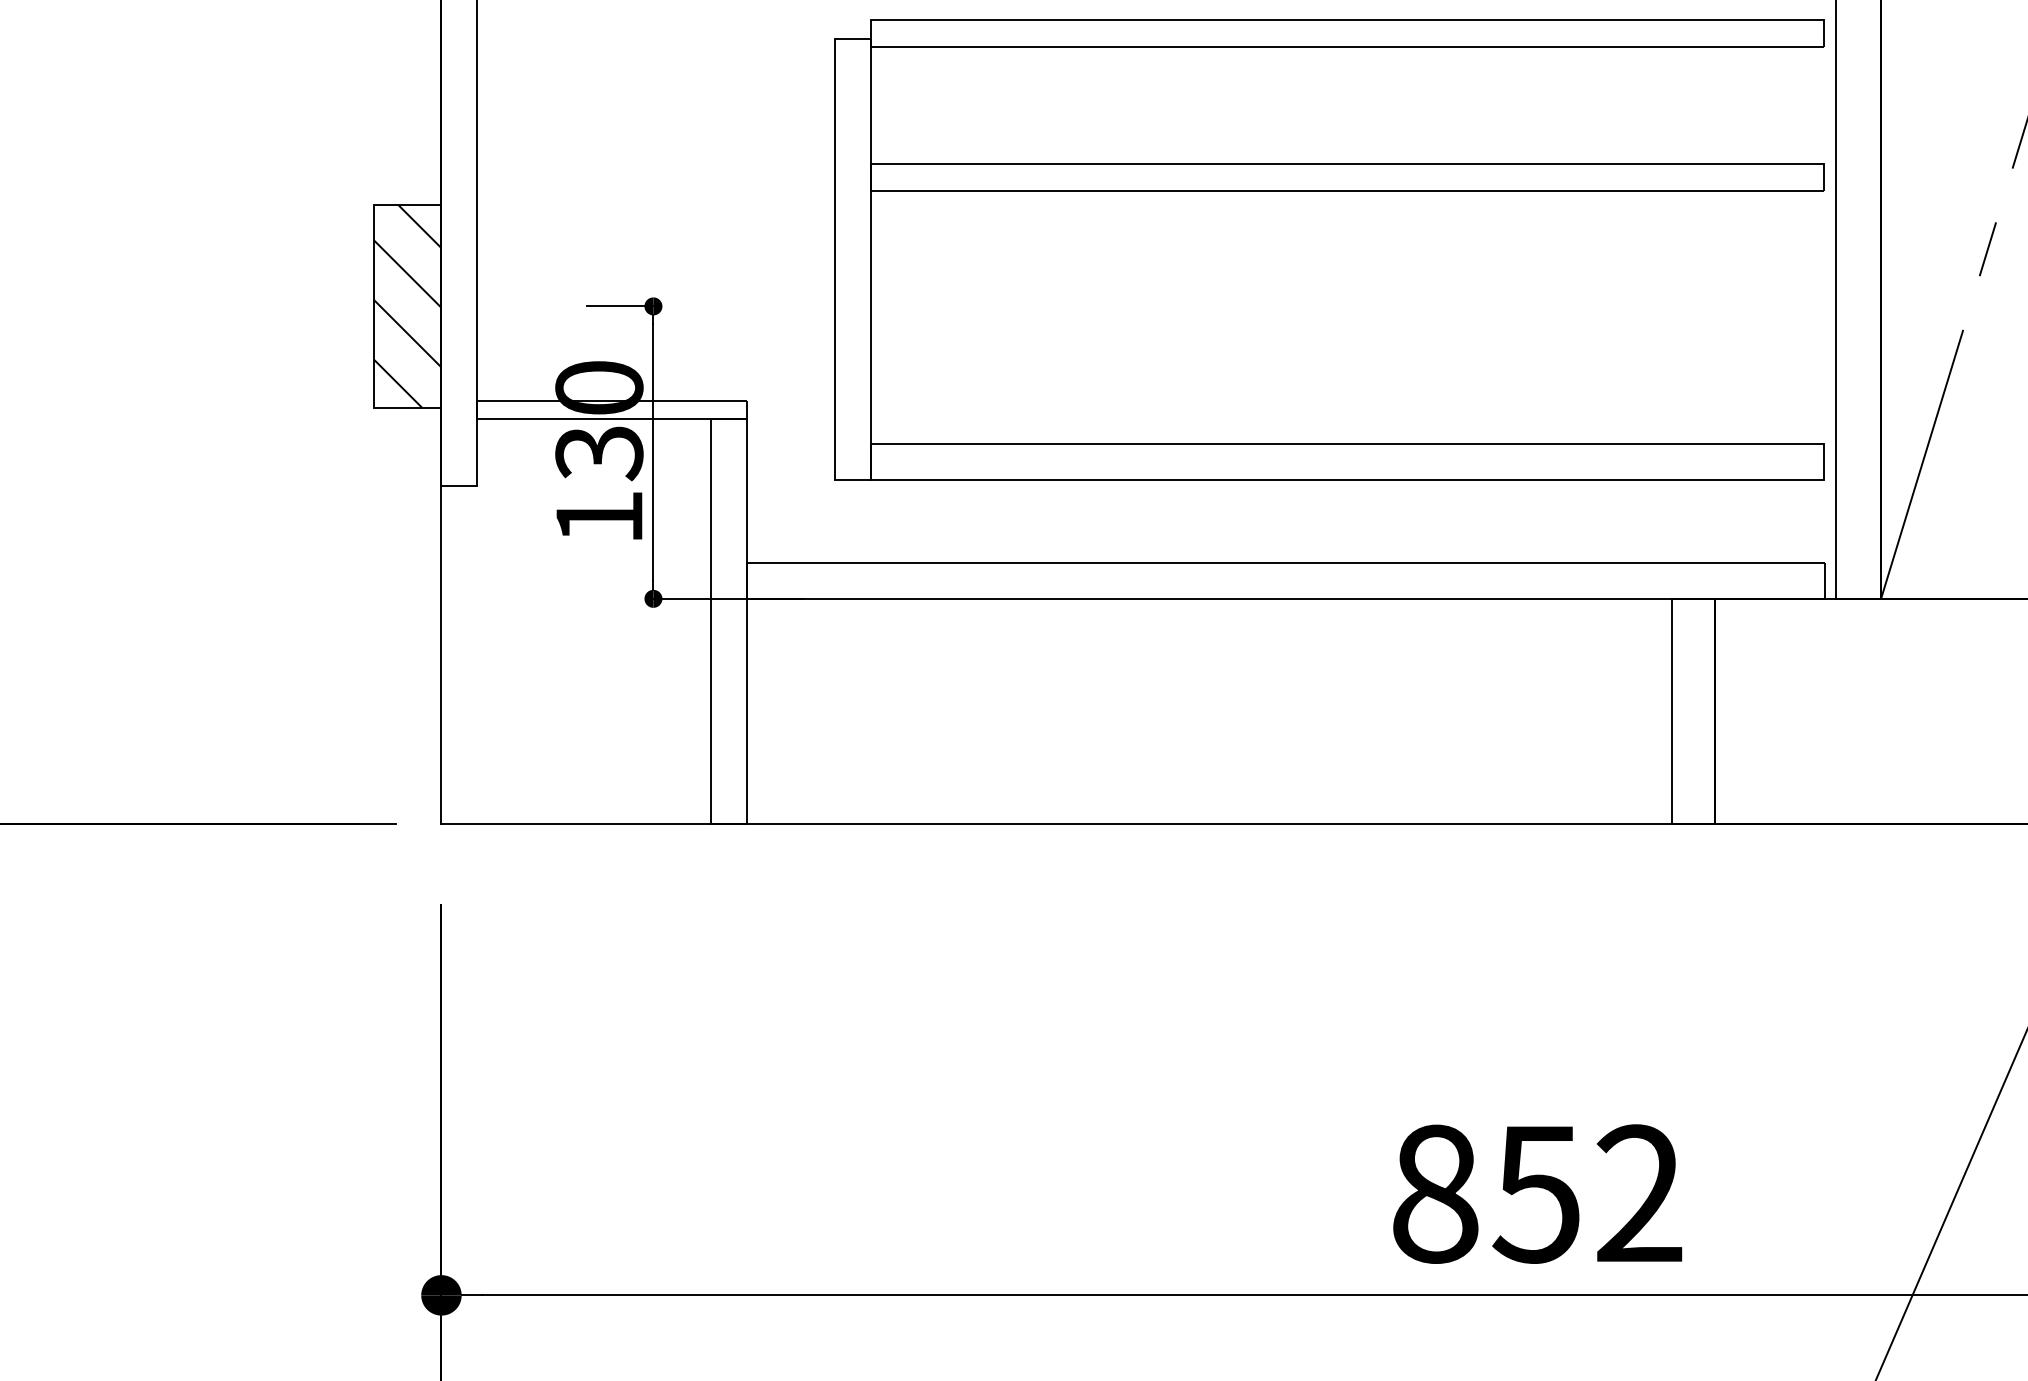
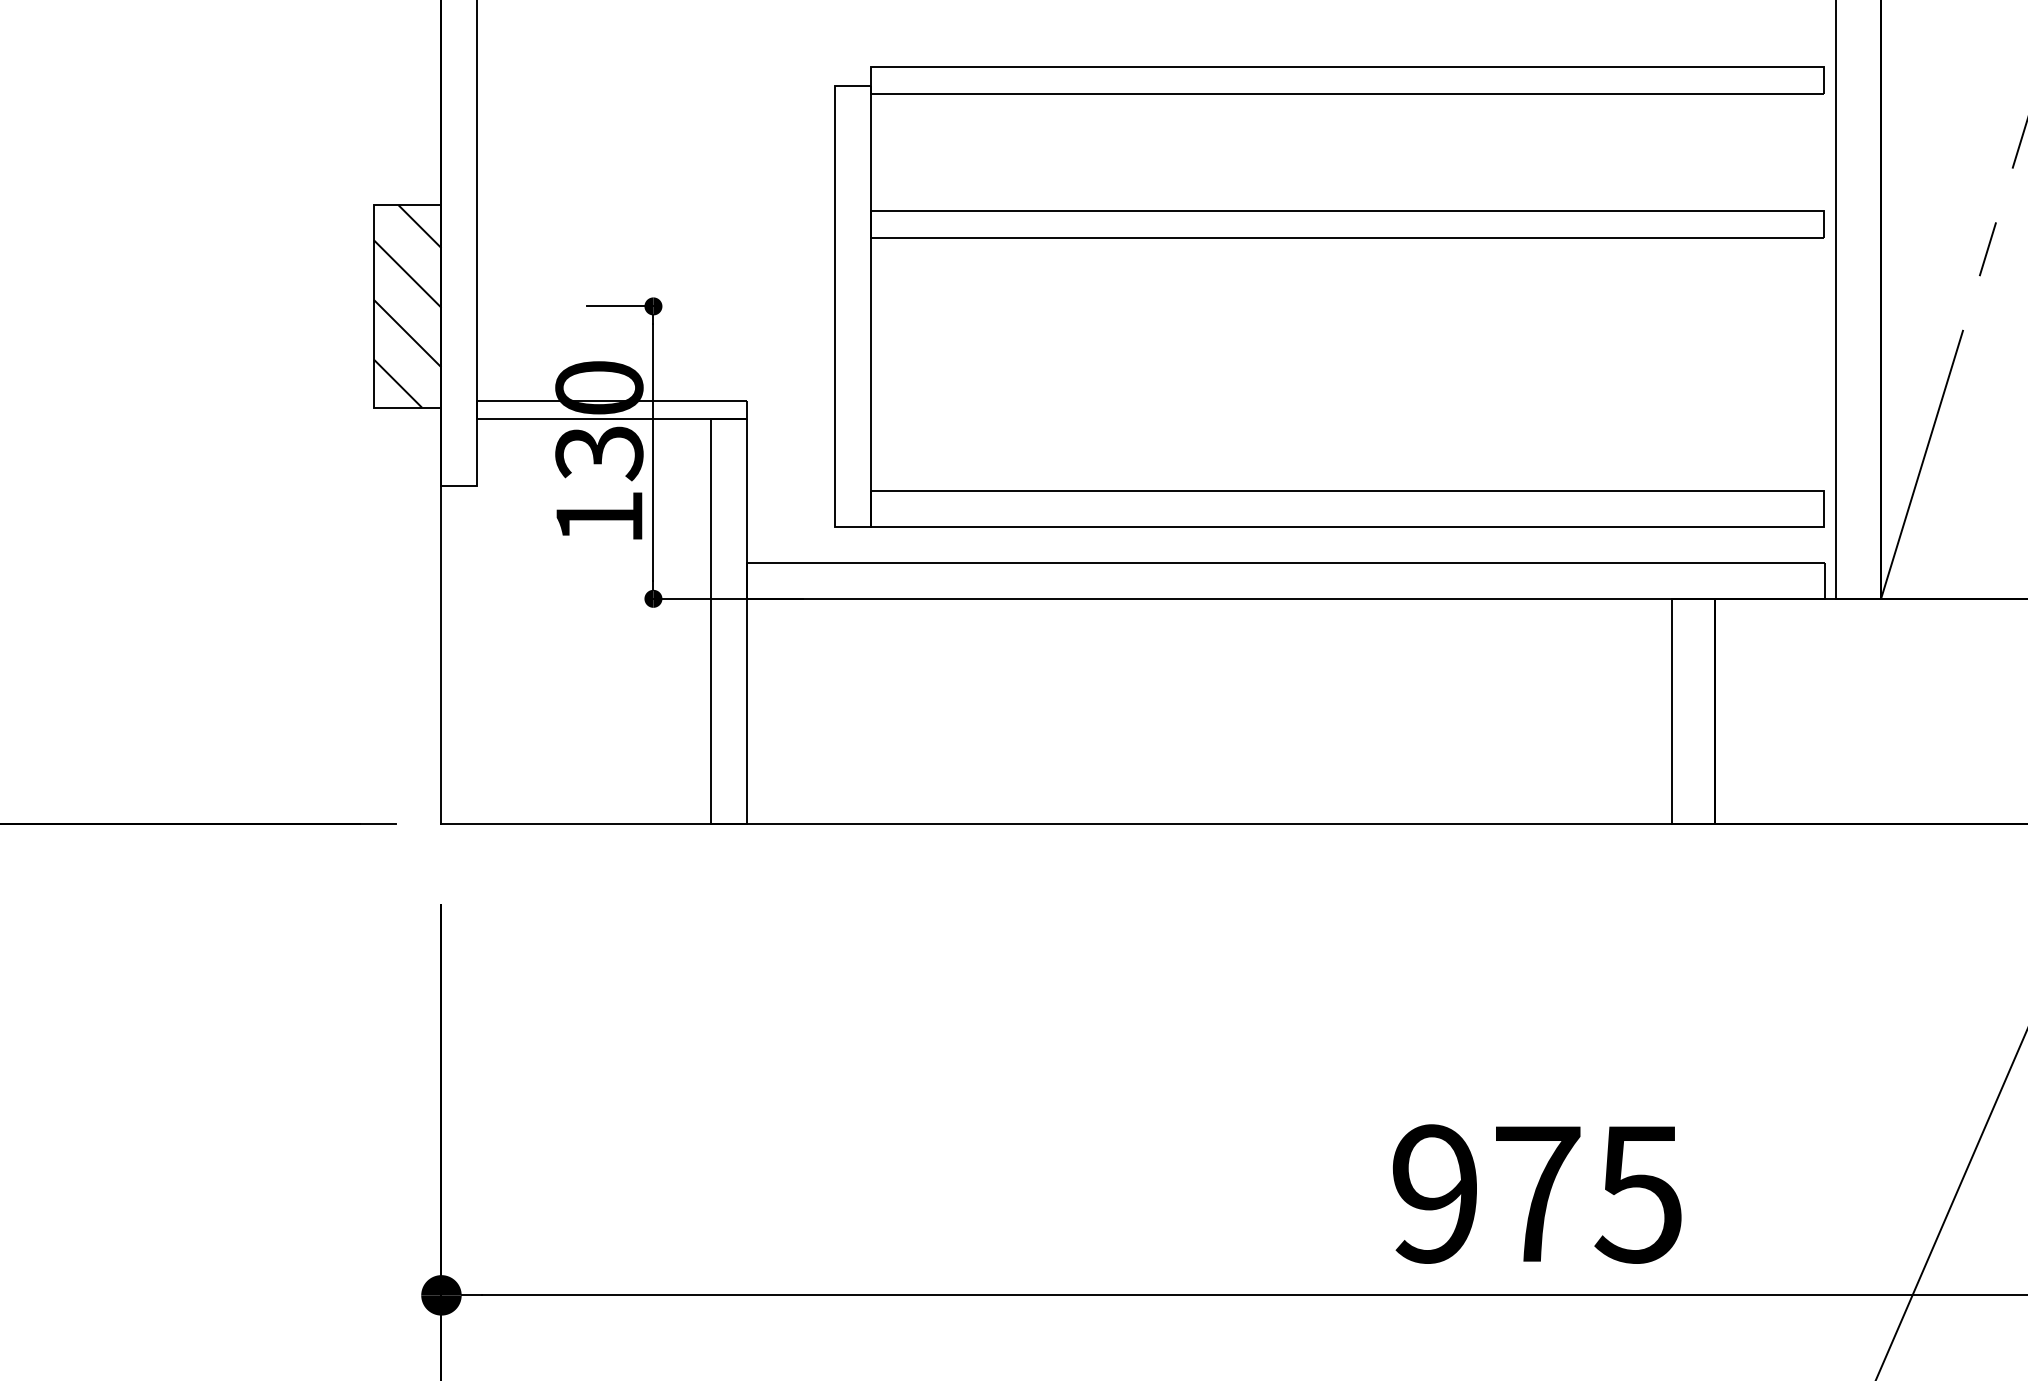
part position: (1329, 191) -> (1329, 238) (1329, 238)
text: 852 -> 975 (1537, 1193)
